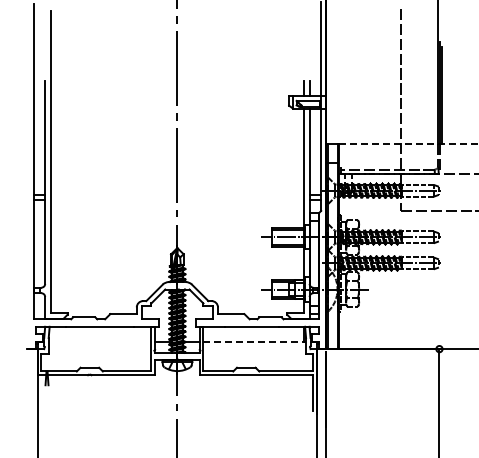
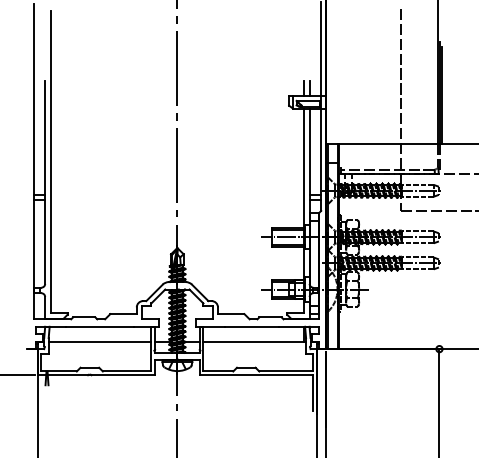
line: dashed -> solid (409, 144)
line: none -> present (99, 341)
line: dashed -> solid (255, 341)
line: none -> present (18, 375)
